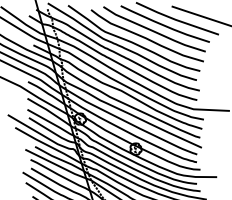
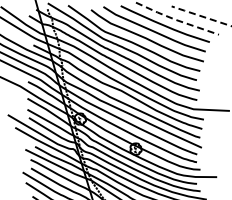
line: solid -> dashed (200, 16)
line: solid -> dashed (175, 19)
